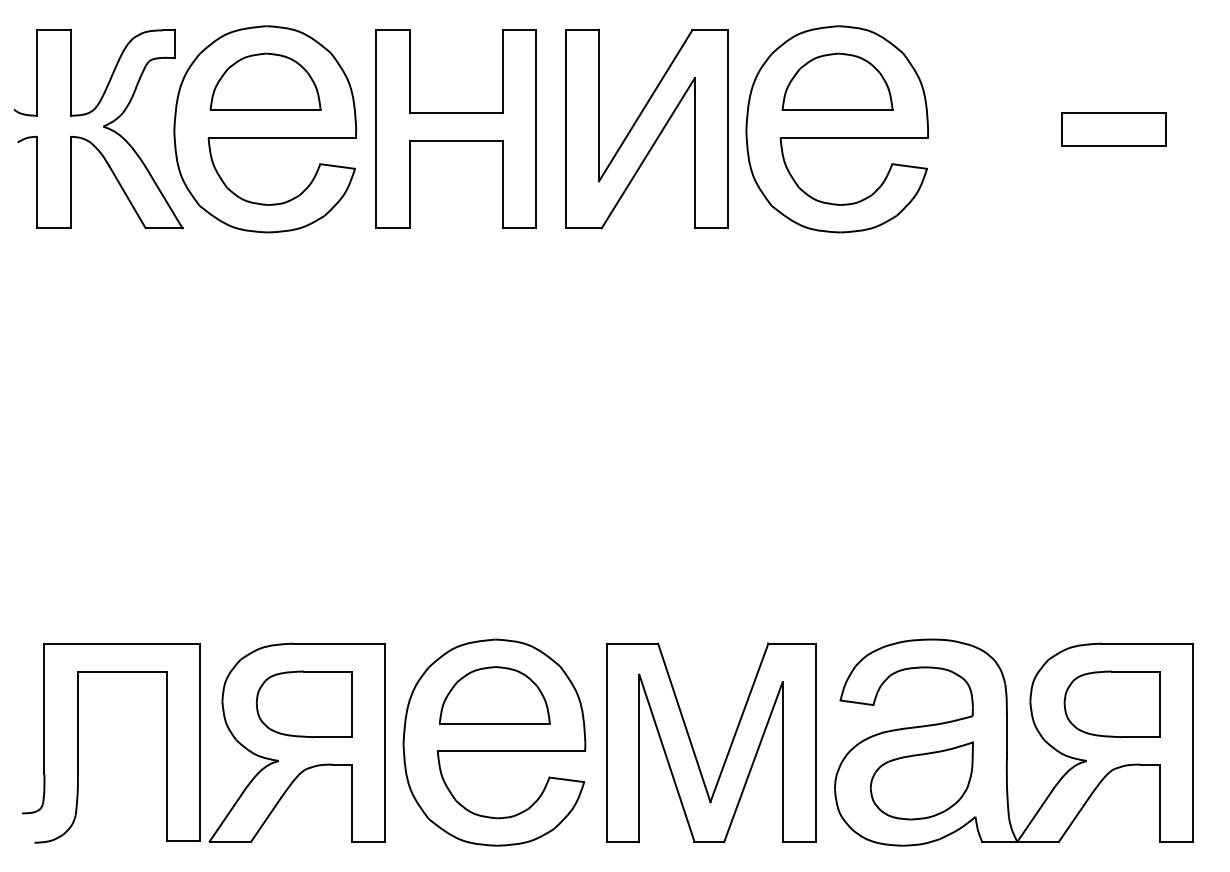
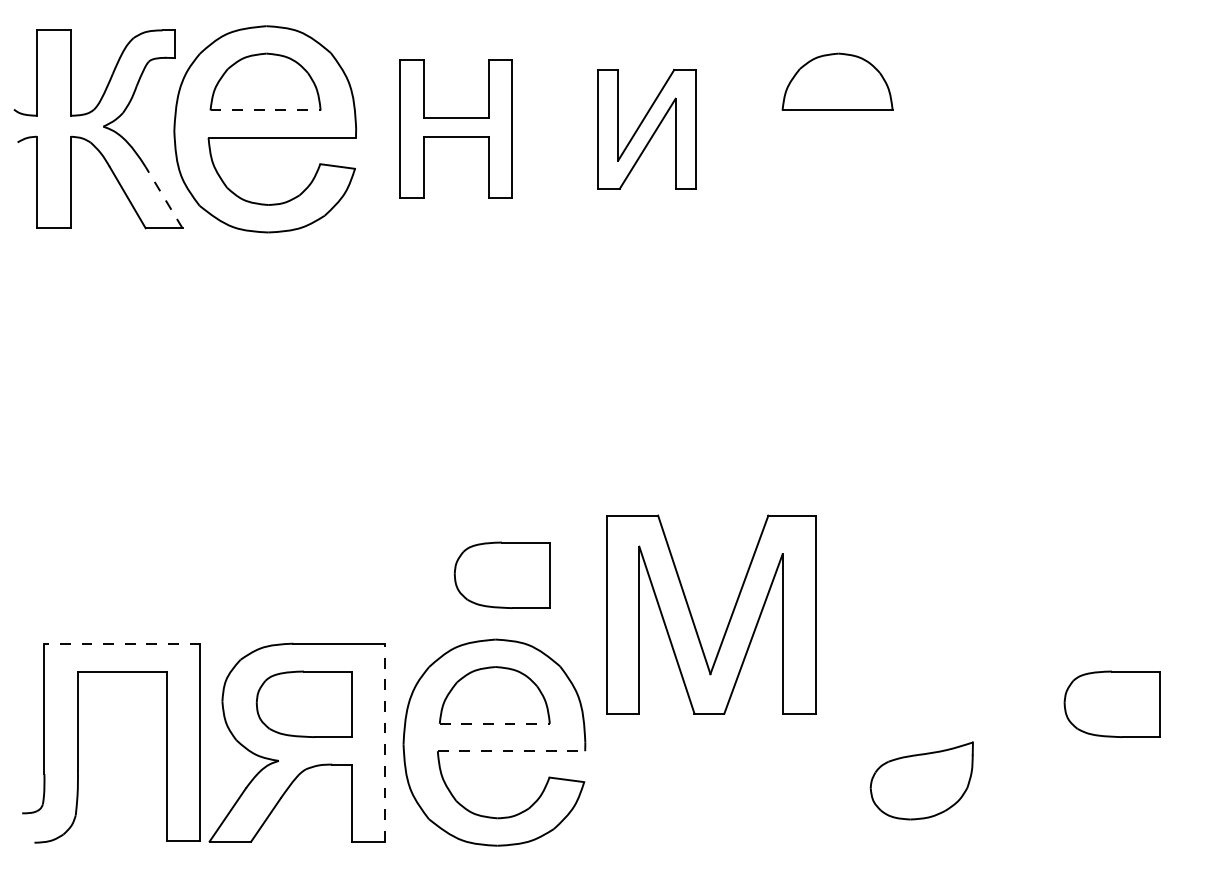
line: solid -> dashed (266, 110)
part size: 162x200 px -> 114x140 px (455, 128)
part size: 164x201 px -> 100x121 px (646, 129)
part: present -> none (836, 129)
part: present -> none (1113, 129)
line: solid -> dashed (164, 197)
part: none -> present (501, 574)
line: solid -> dashed (122, 643)
line: solid -> dashed (495, 723)
line: solid -> dashed (385, 742)
part: present -> none (1013, 742)
part position: (728, 749) -> (728, 621) (728, 621)
line: solid -> dashed (511, 751)
